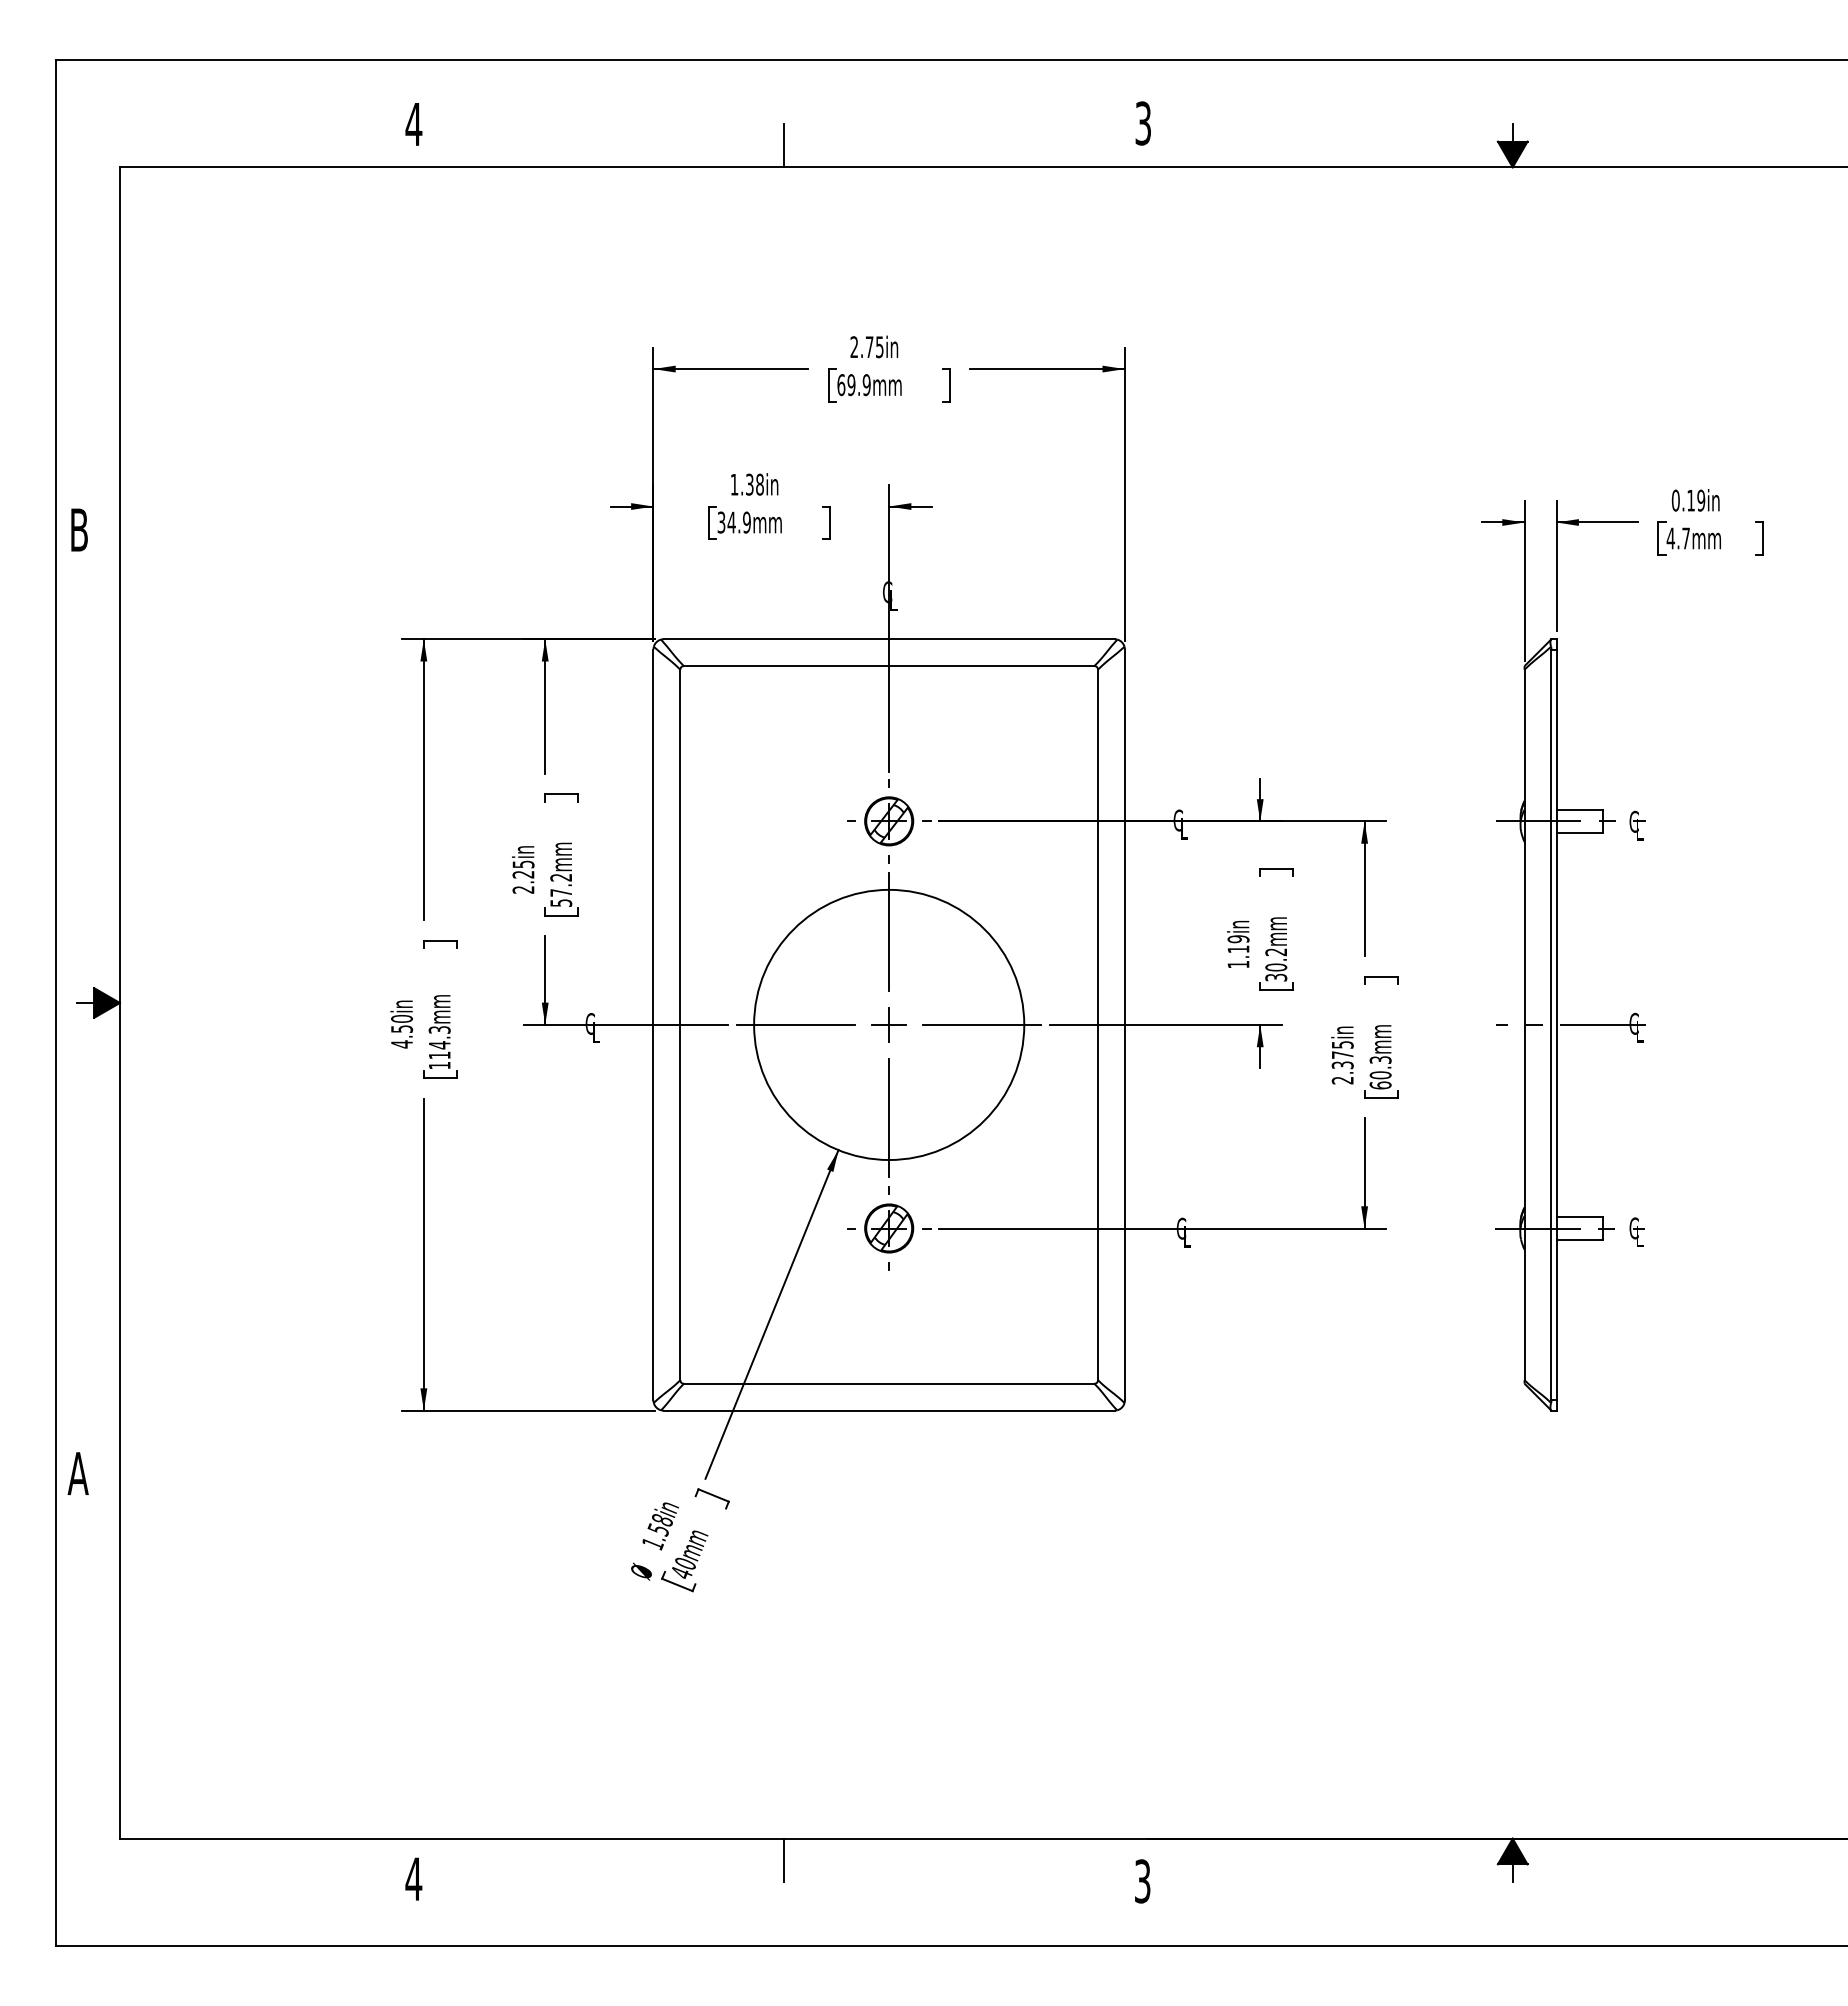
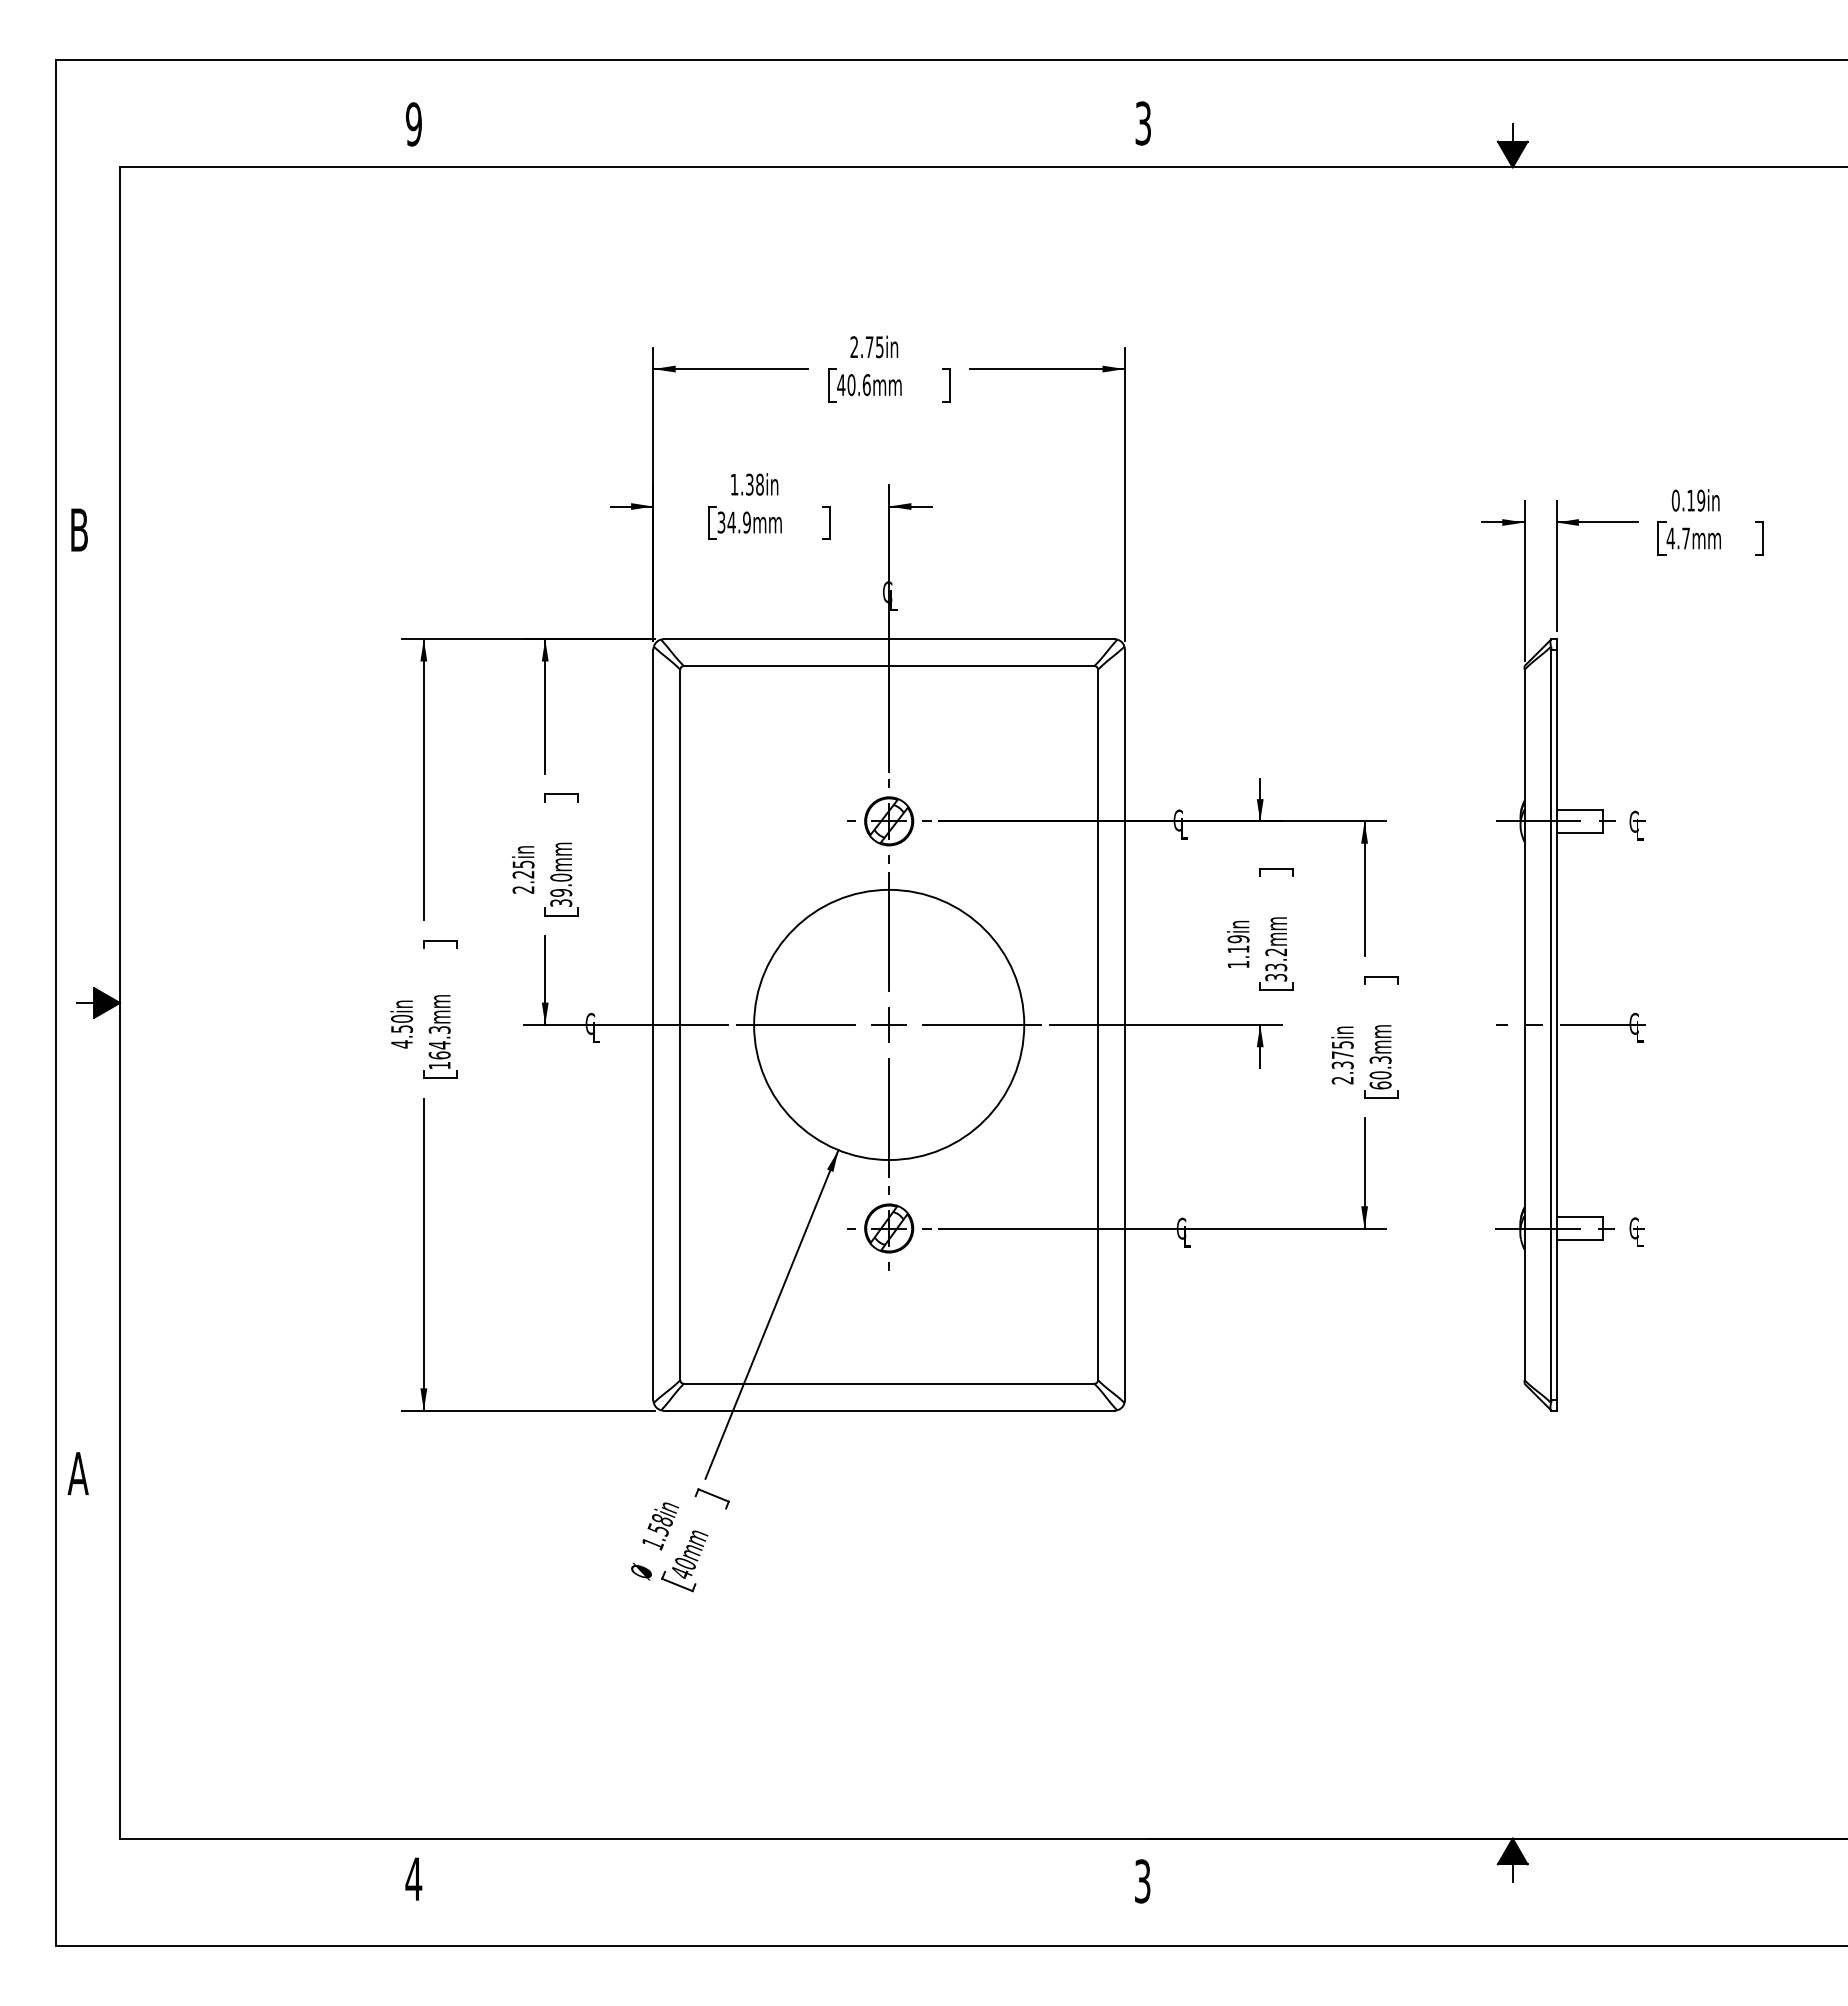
text: 4 -> 9 (413, 124)
line: present -> none (784, 145)
text: 69.9mm -> 40.6mm (853, 385)
text: 57.2mm -> 39.0mm (561, 889)
text: 30.2mm -> 33.2mm (1276, 967)
text: 114.3mm -> 164.3mm (439, 1055)
line: present -> none (784, 1859)
